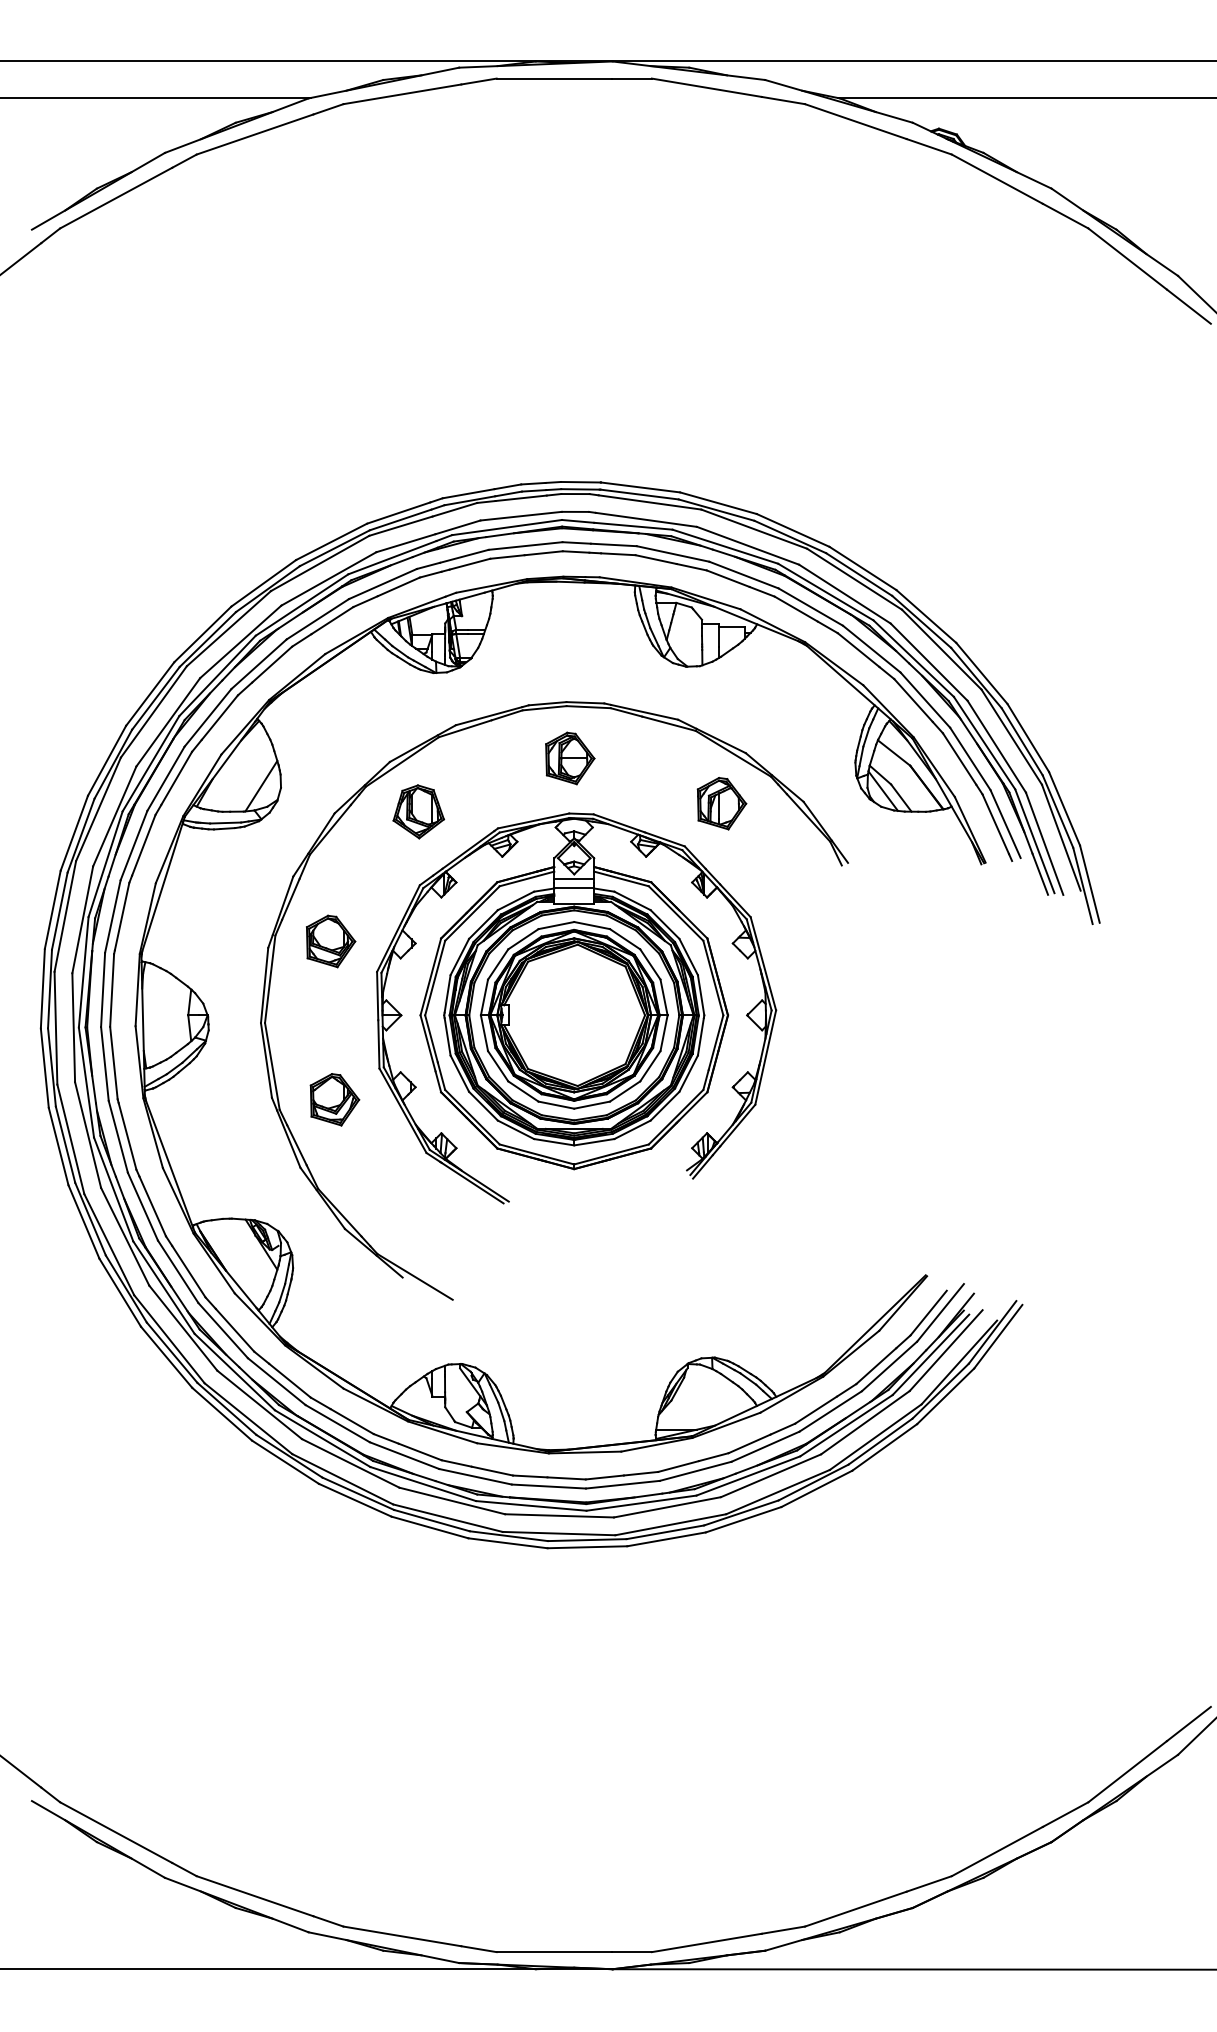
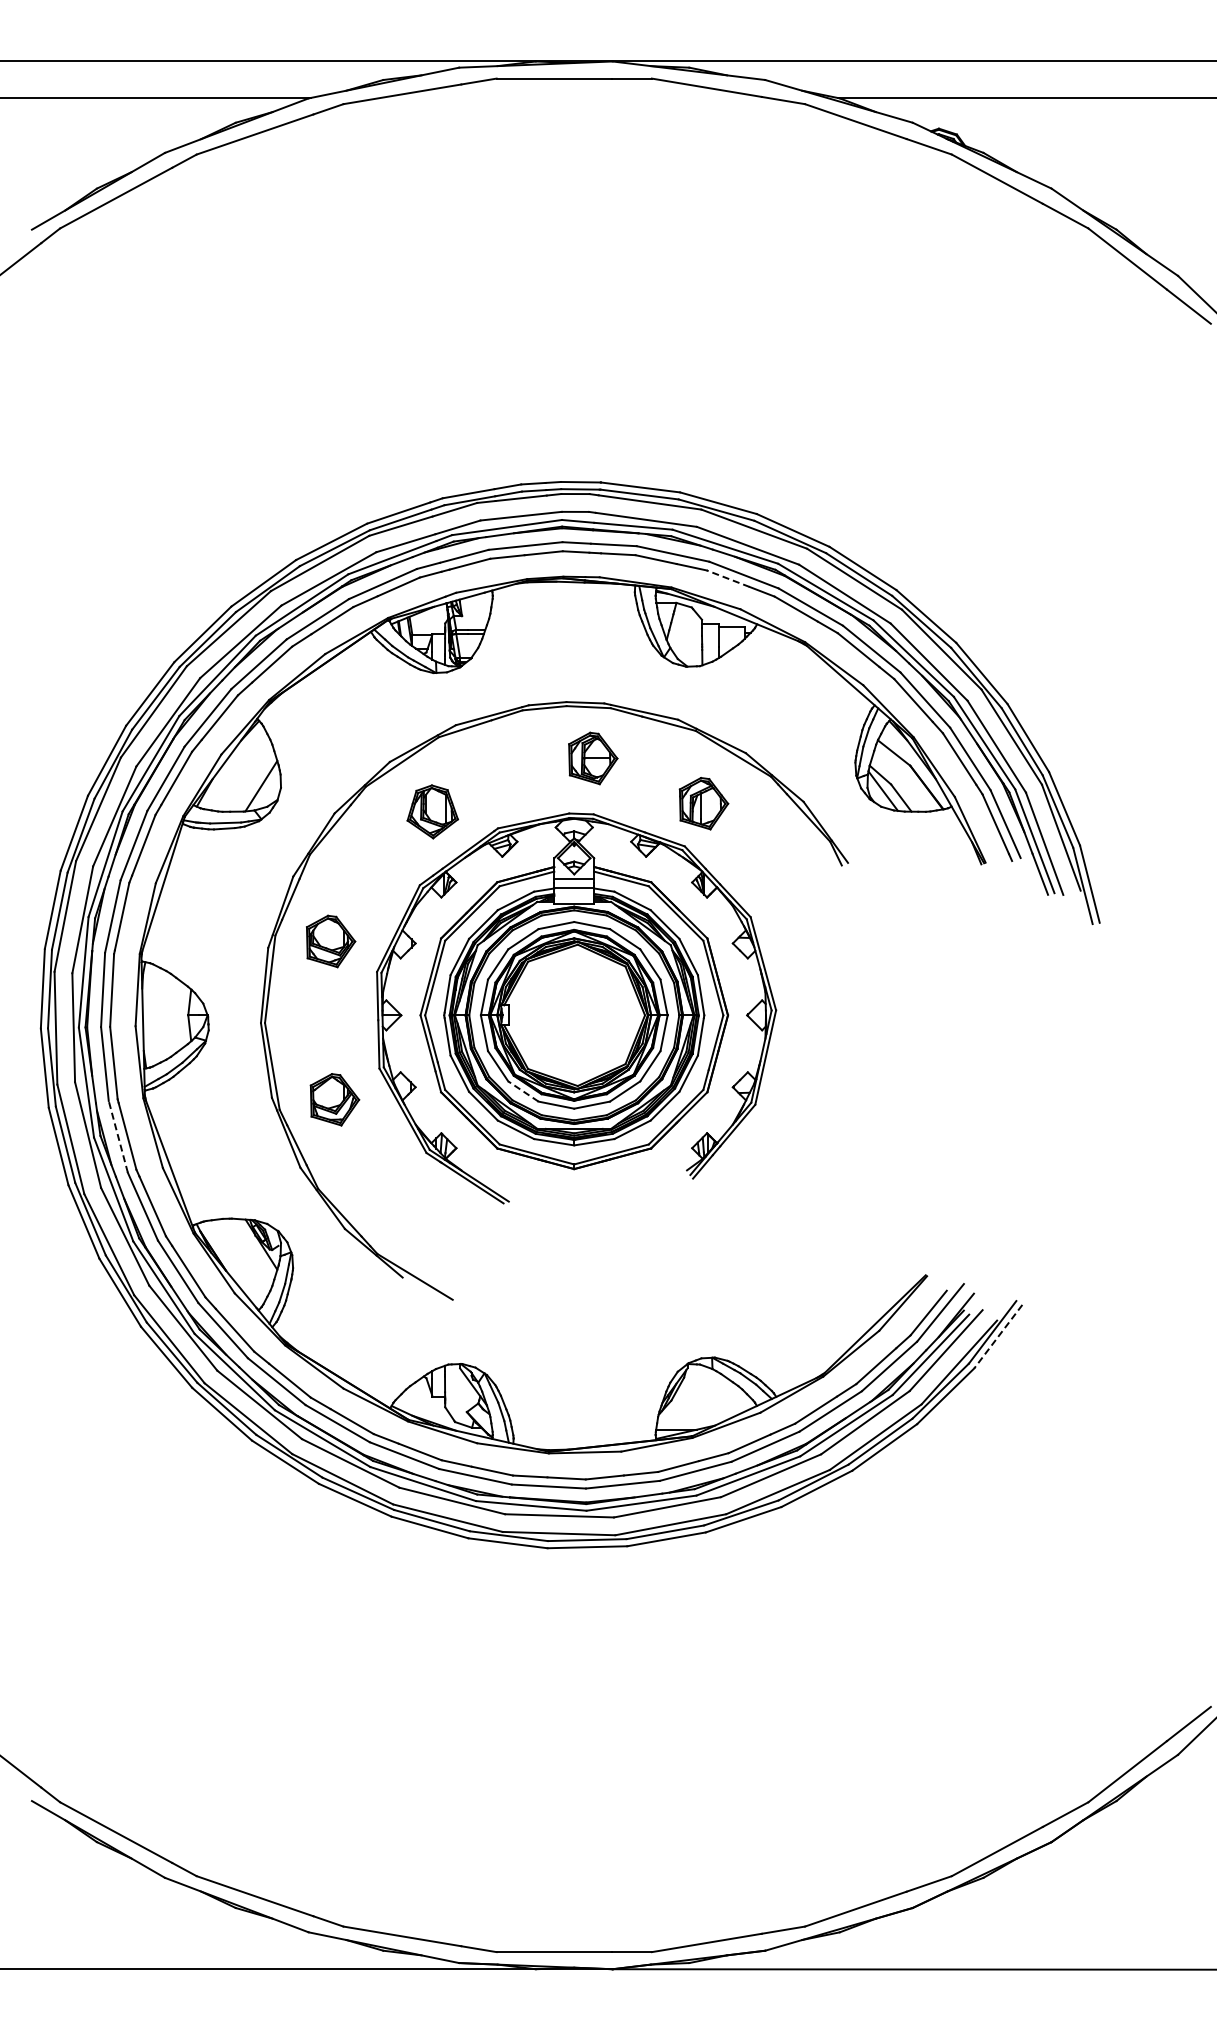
line: solid -> dashed (727, 578)
part position: (570, 758) -> (593, 758) (593, 758)
part position: (721, 803) -> (703, 803) (703, 803)
part position: (418, 811) -> (432, 811) (432, 811)
line: solid -> dashed (522, 1091)
line: solid -> dashed (118, 1136)
line: solid -> dashed (998, 1336)
